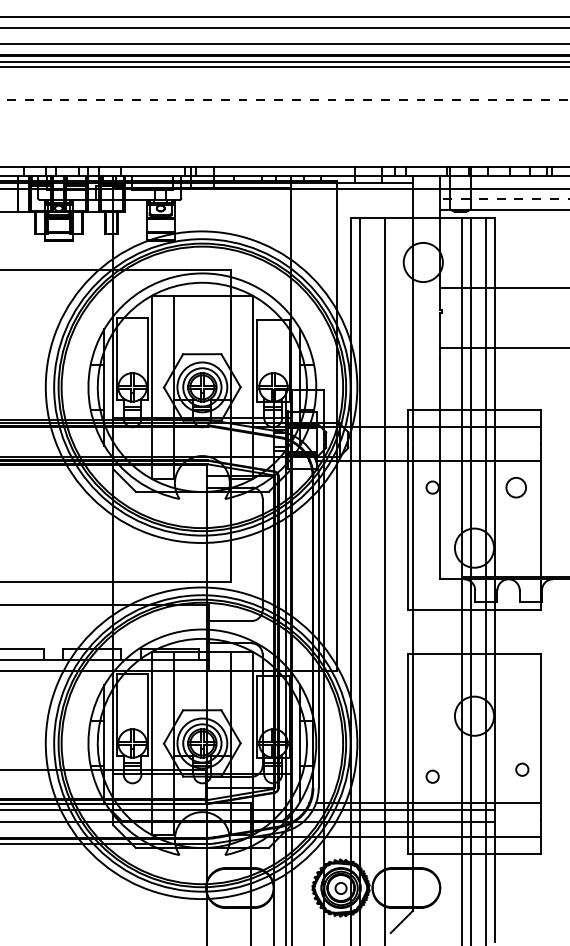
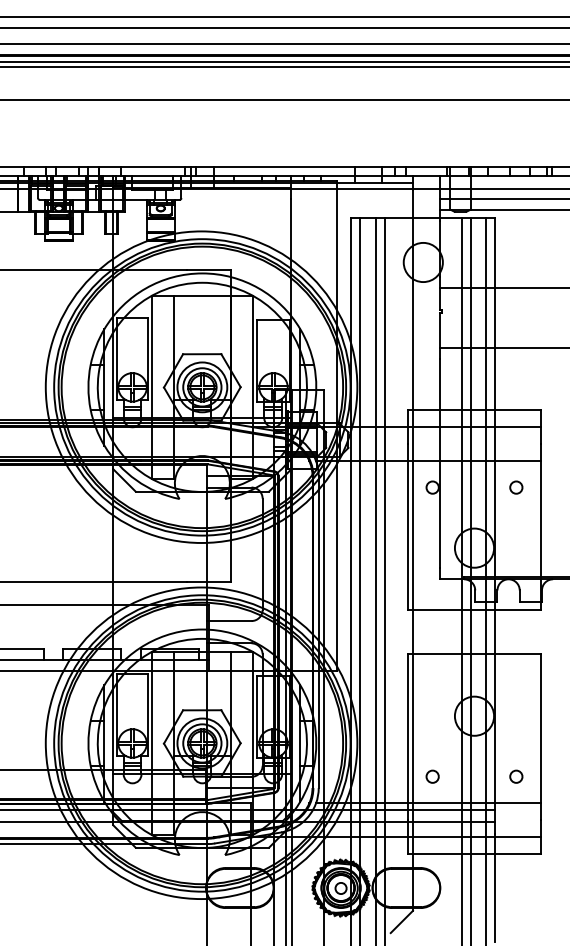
line: dashed -> solid (284, 100)
line: dashed -> solid (504, 198)
circle size: 22x22 px -> 15x15 px (516, 487)
line: none -> present (375, 579)
circle position: (522, 769) -> (516, 776) (516, 776)
